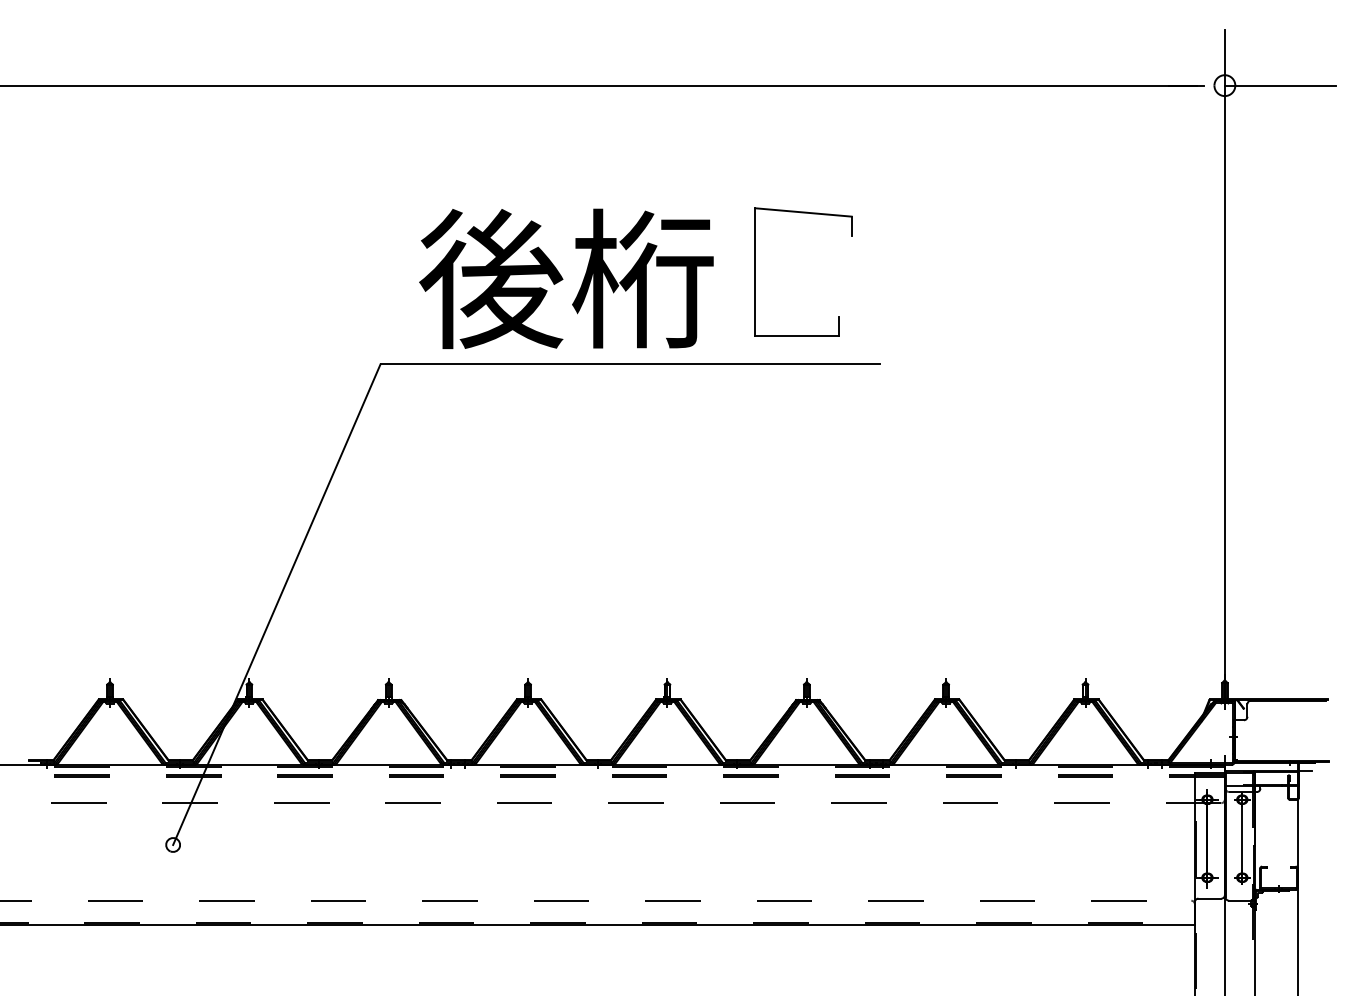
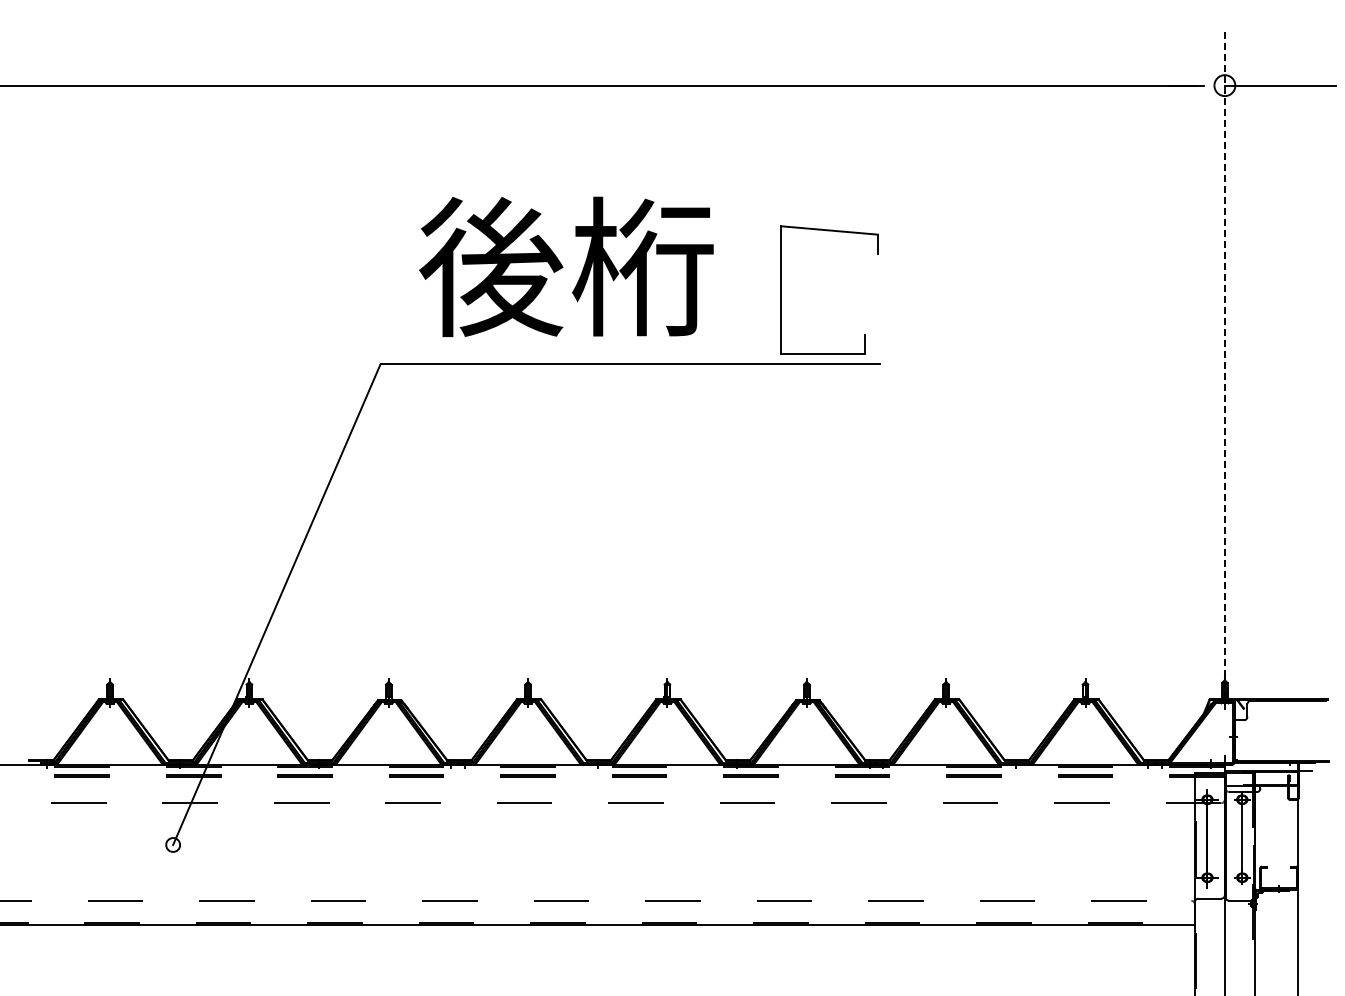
part position: (755, 271) -> (781, 289) (781, 289)
text position: (566, 278) -> (566, 266) (566, 266)
line: solid -> dashed (1224, 364)
